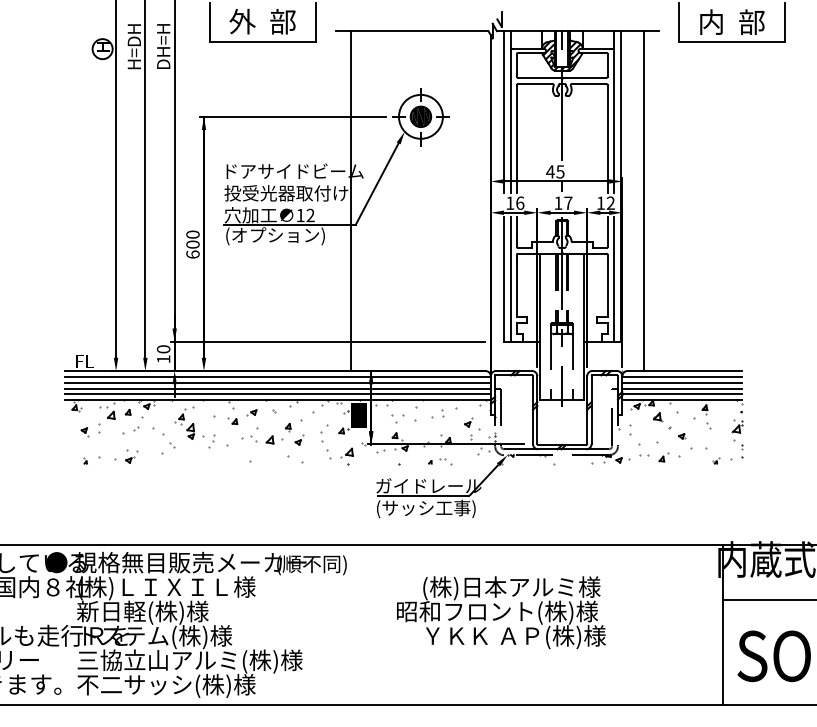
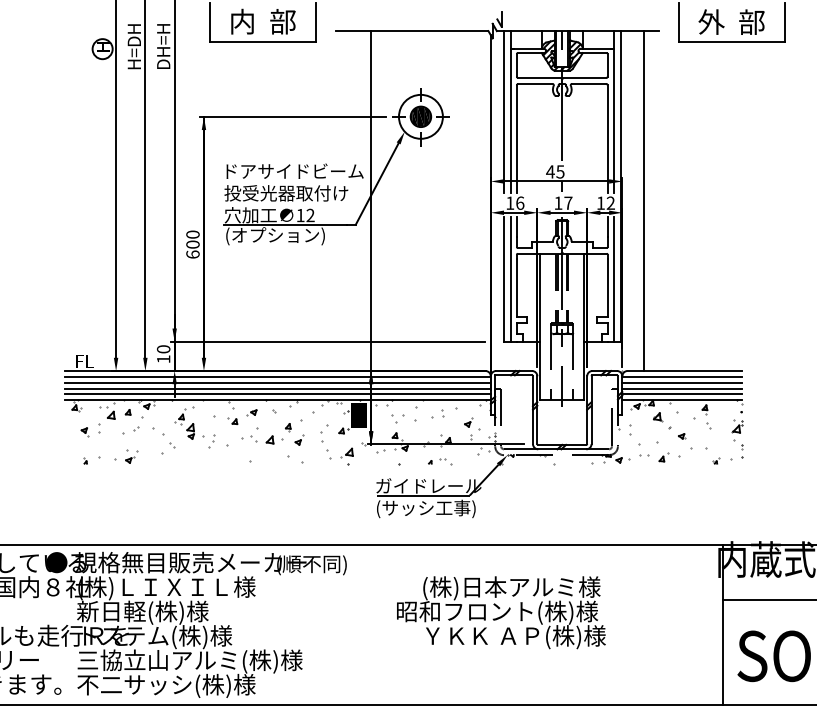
text: 外  部 -> 内  部 (242, 21)
text: 内  部 -> 外  部 (711, 21)
line position: (351, 201) -> (371, 201) (371, 201)
